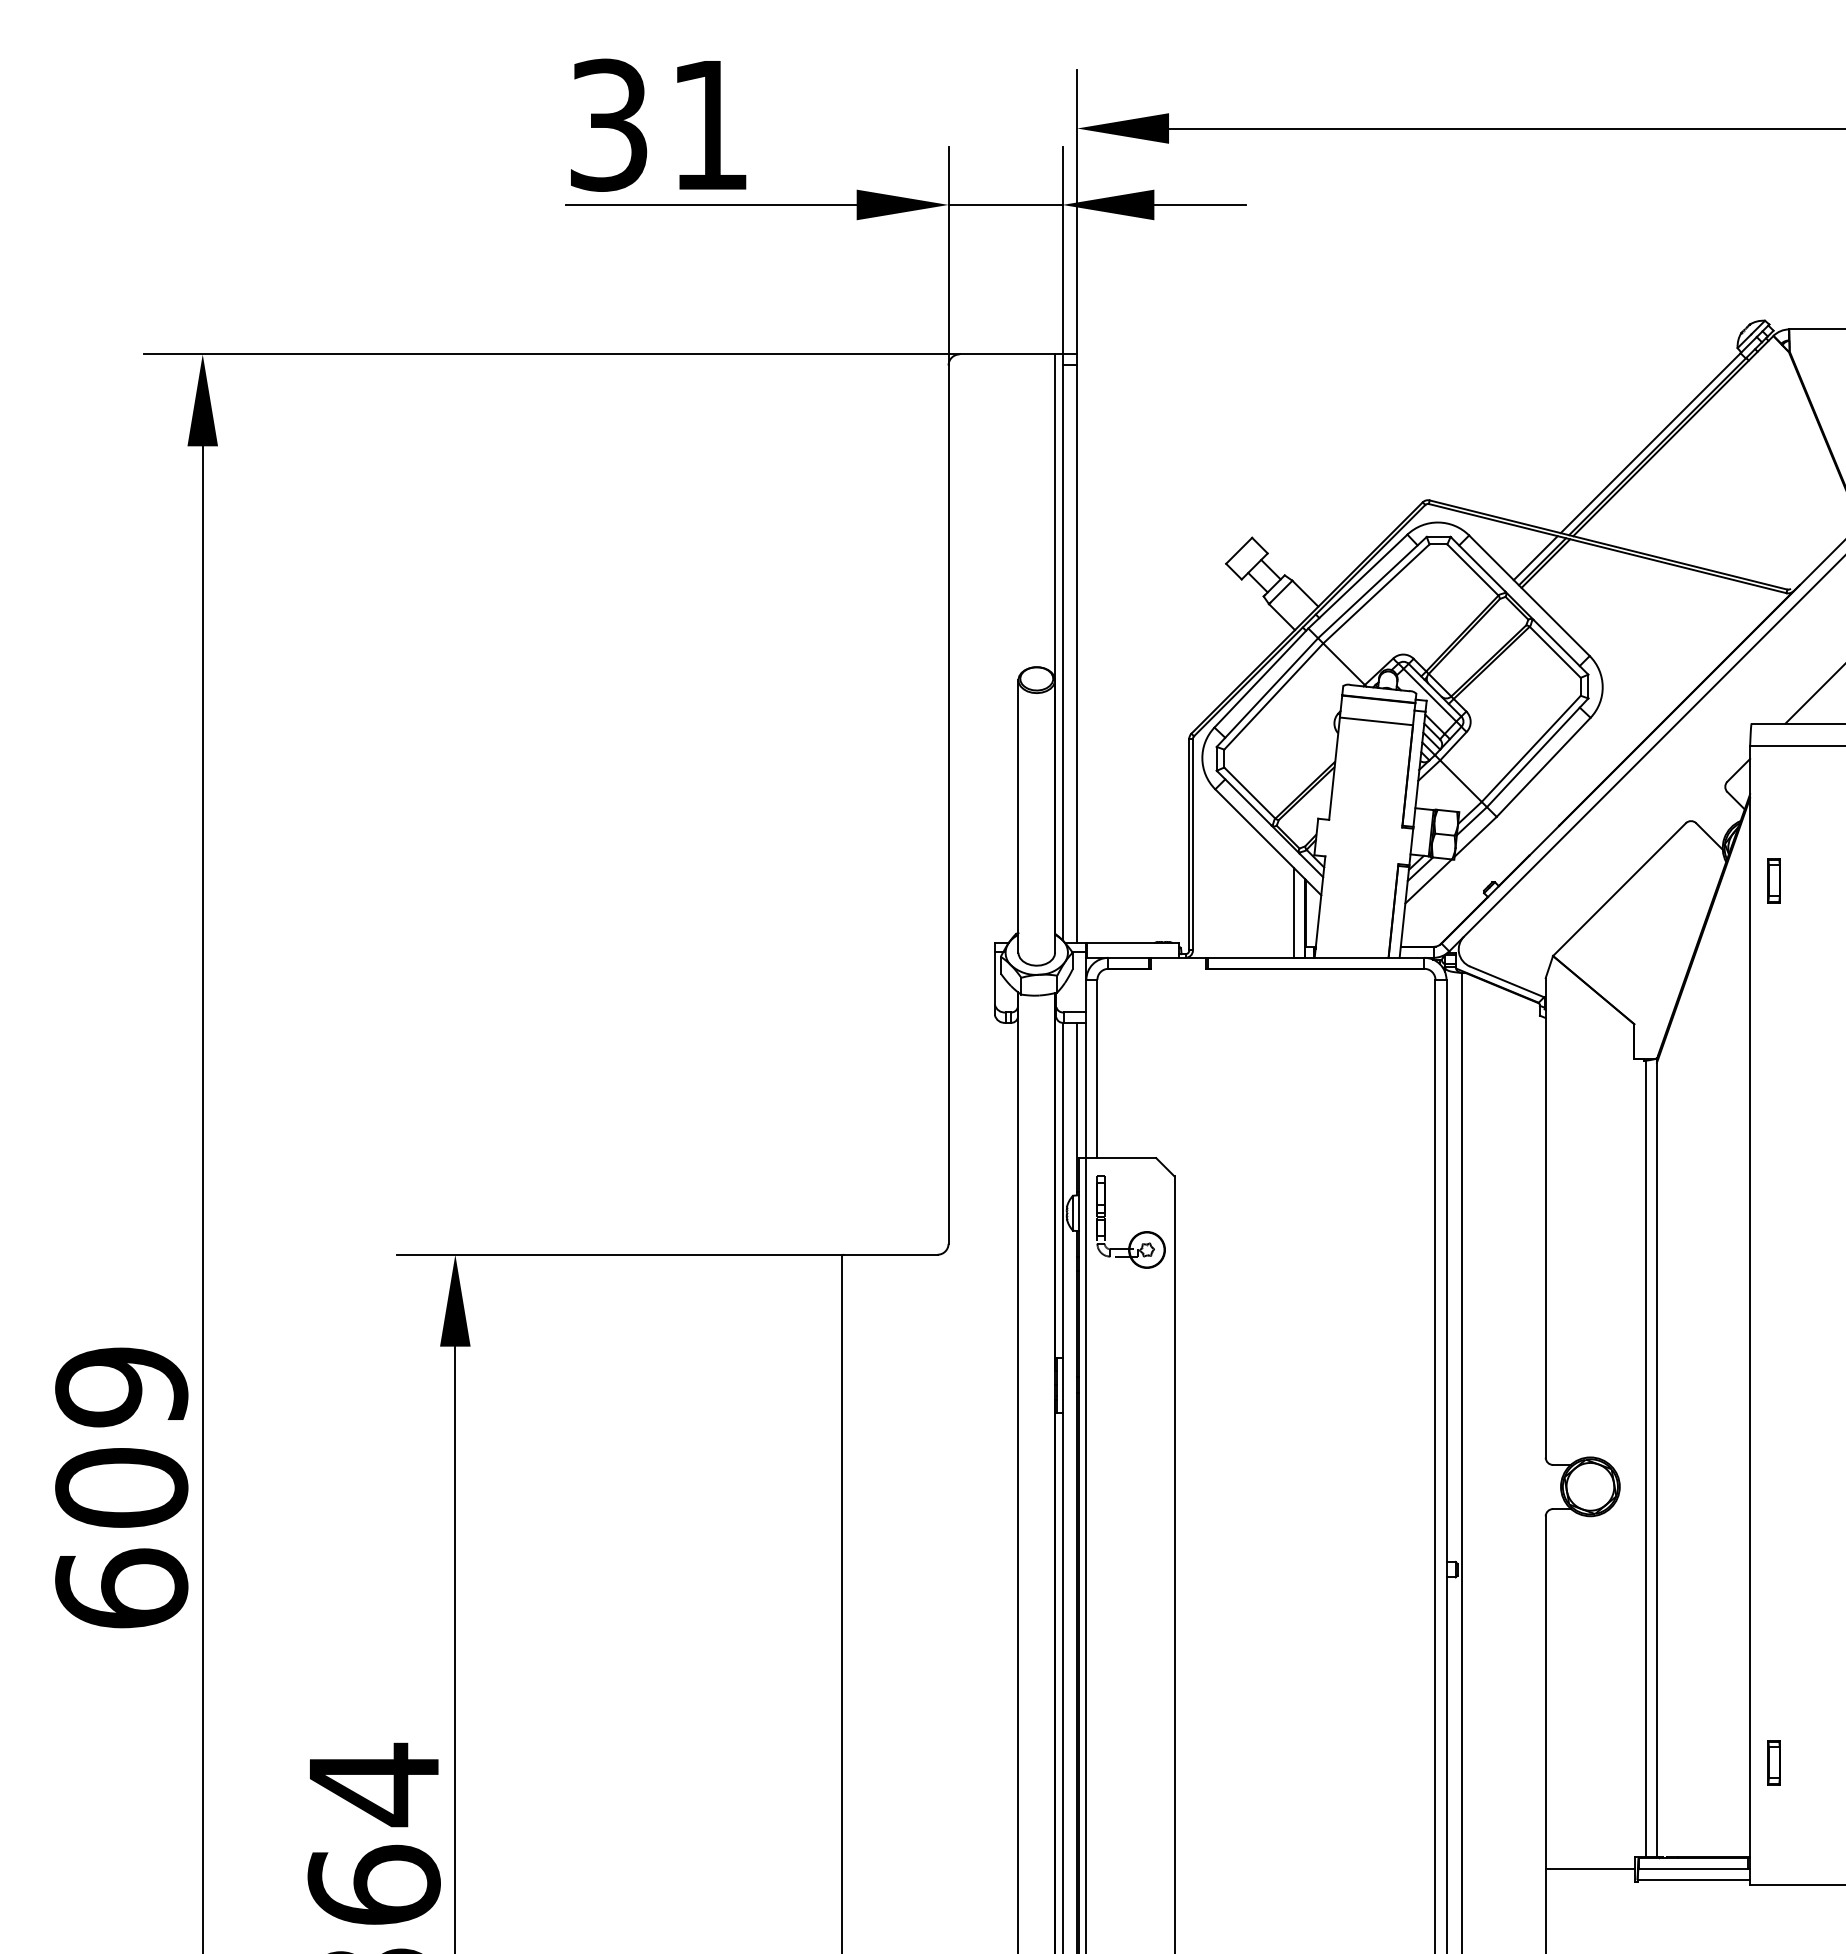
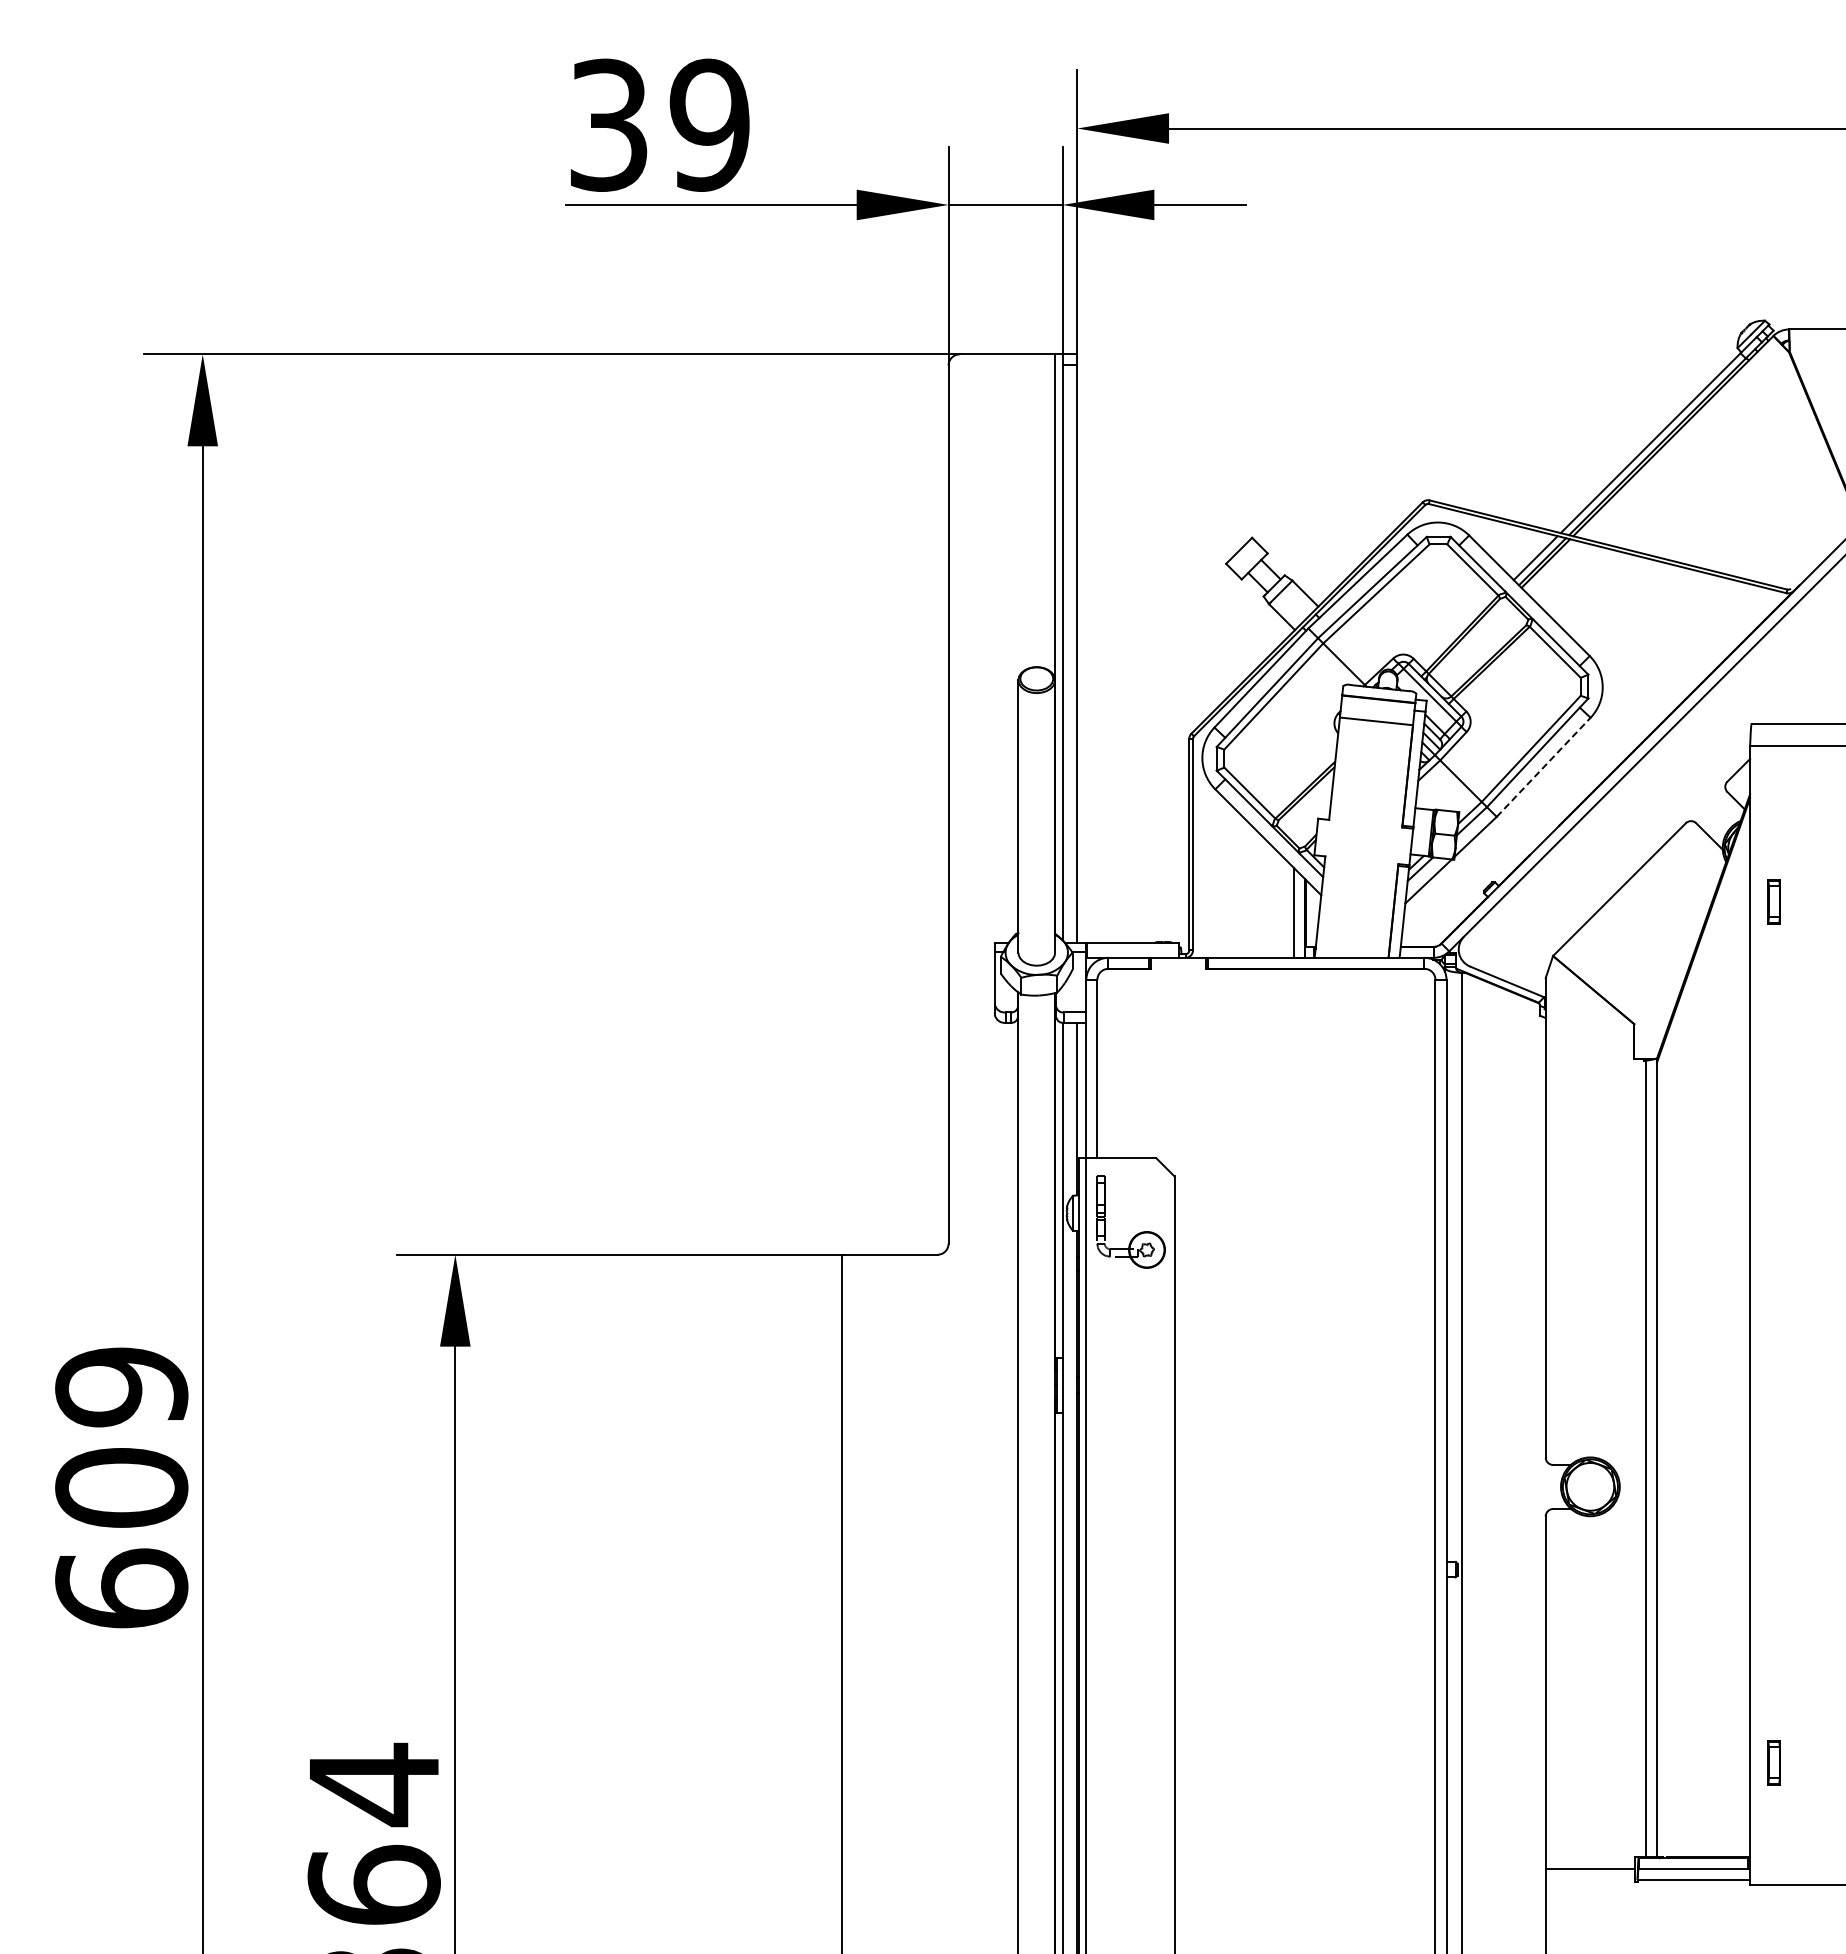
text: 31 -> 39 (709, 124)
line: present -> none (1813, 694)
line: solid -> dashed (1544, 767)
part position: (1773, 880) -> (1773, 901) (1773, 901)
